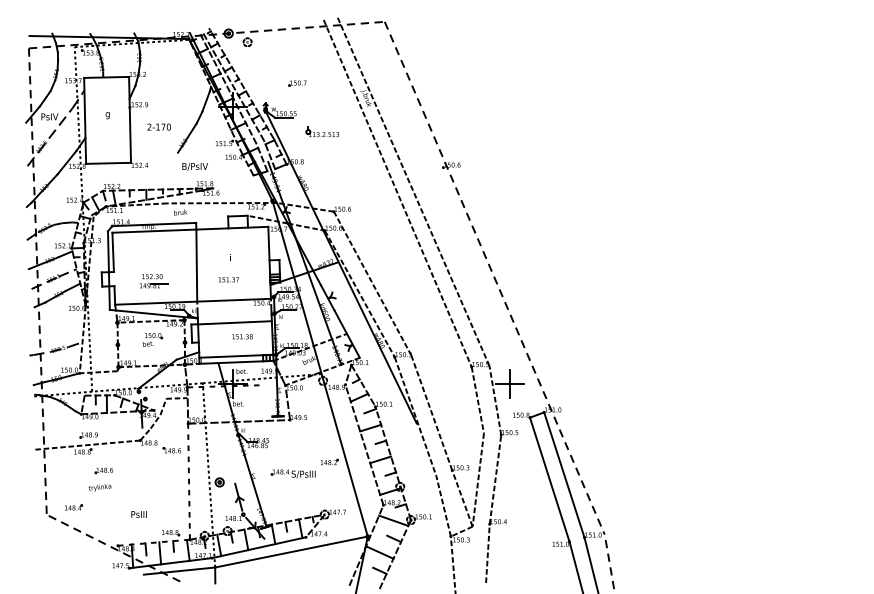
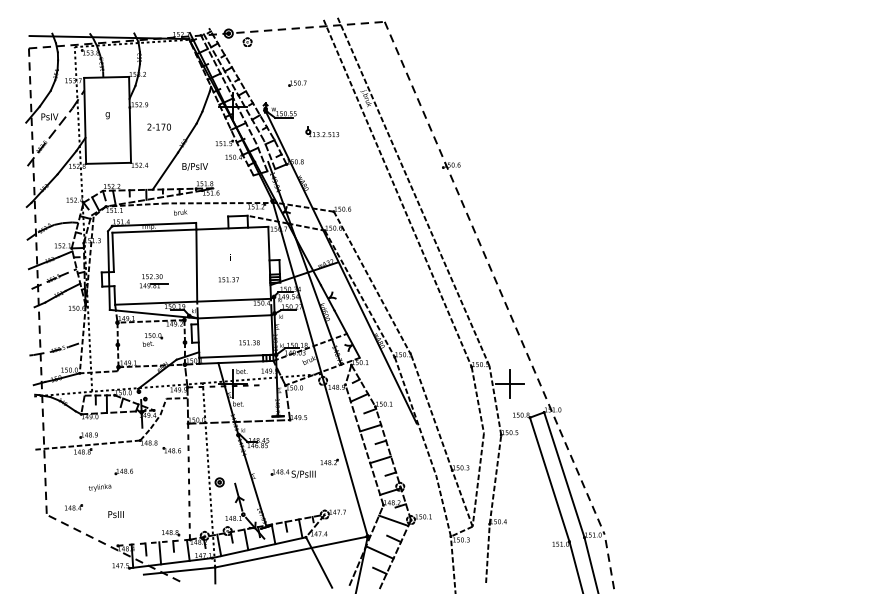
line: none -> present (165, 170)
line position: (234, 322) -> (234, 316) (234, 316)
text position: (242, 336) -> (249, 342) (249, 342)
part position: (103, 470) -> (123, 471) (123, 471)
text position: (138, 514) -> (115, 514) (115, 514)
line: none -> present (319, 562)
